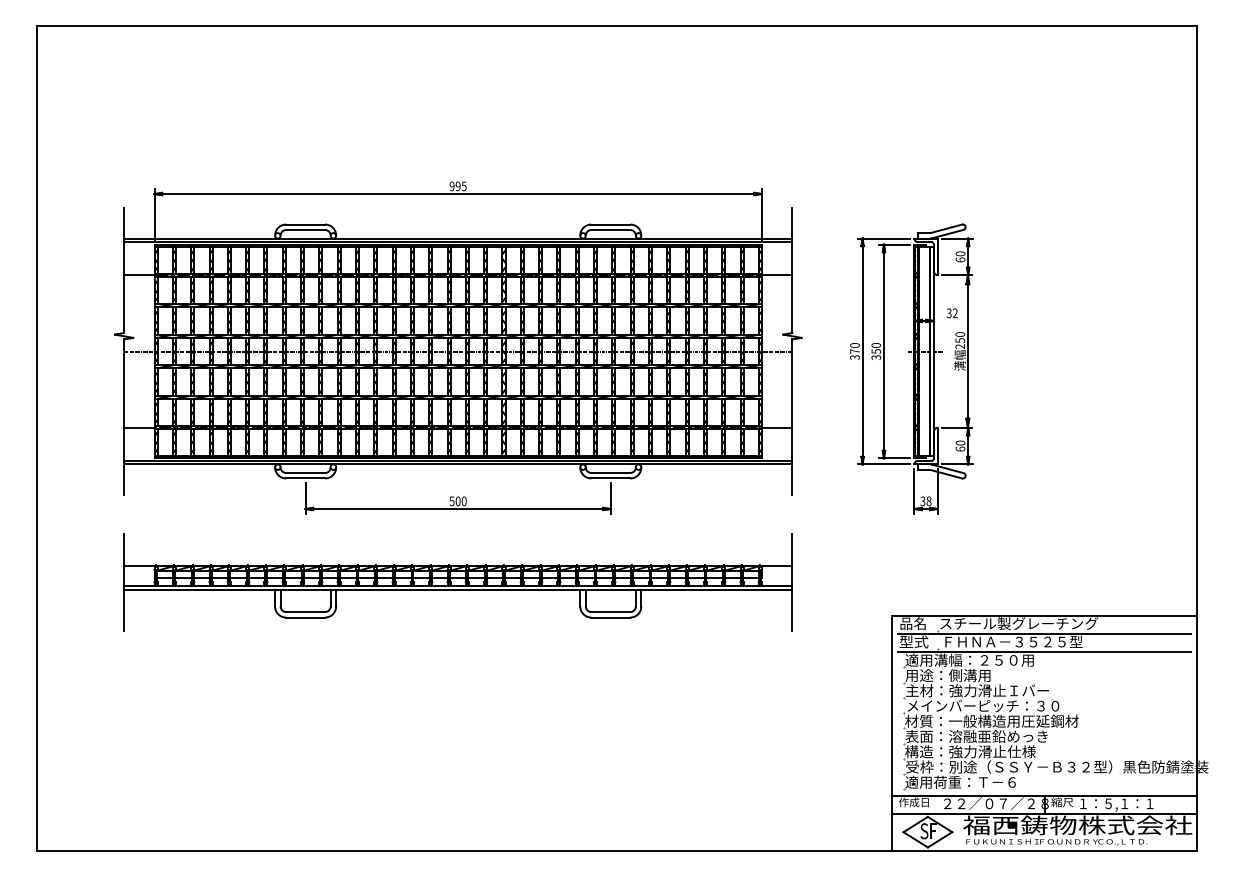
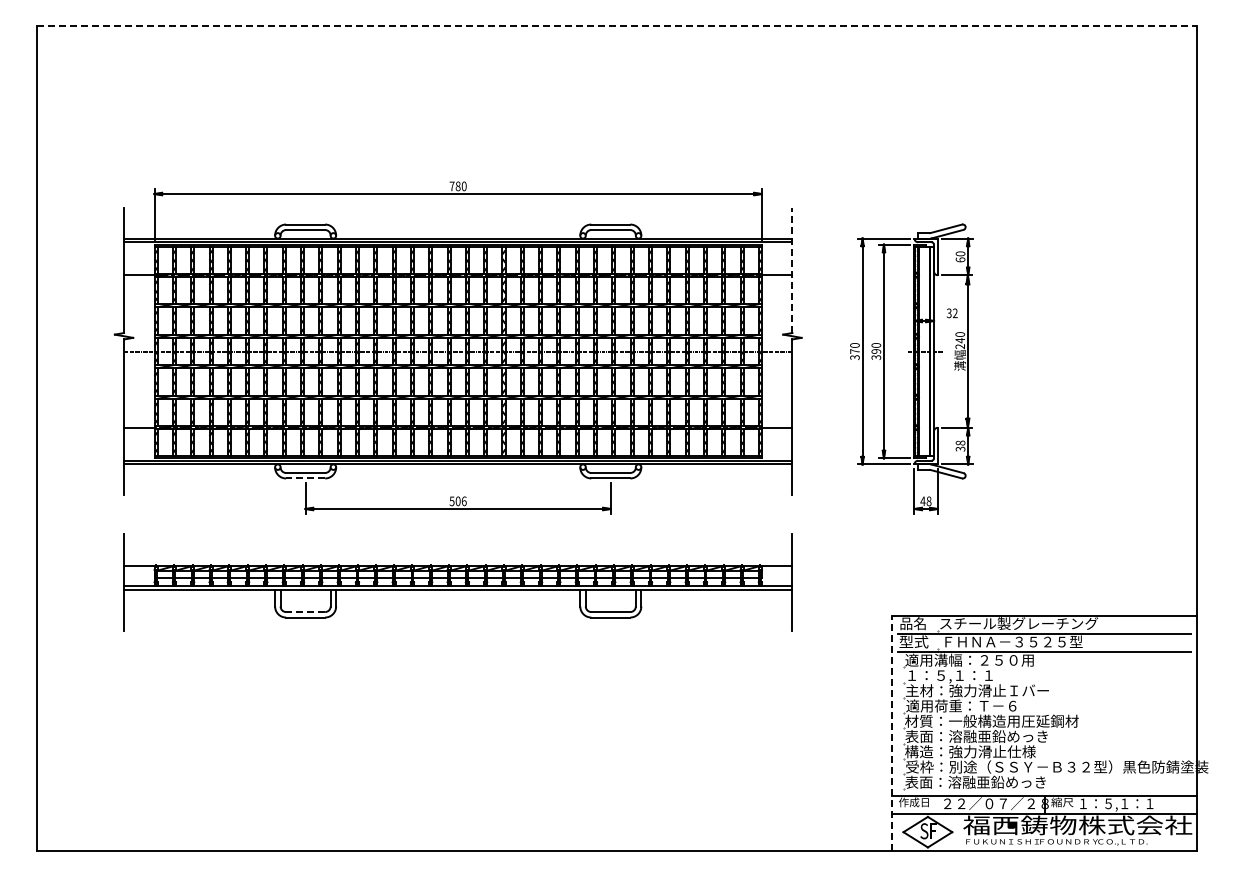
line: solid -> dashed (617, 26)
text: 995 -> 780 (457, 186)
line: solid -> dashed (792, 270)
text: 250 -> 240 (960, 340)
text: 350 -> 390 (875, 351)
text: 60 -> 38 (960, 445)
line: solid -> dashed (305, 478)
text: 500 -> 506 (464, 500)
text: 38 -> 48 (922, 501)
line: solid -> dashed (305, 612)
text: 用途：側溝用 -> １：５,１：１ (948, 676)
text: メインバーピッチ：３０ -> 適用荷重：Ｔ－６ (982, 705)
line: solid -> dashed (891, 732)
text: 適用荷重：Ｔ－６ -> 表面：溶融亜鉛めっき (975, 781)
